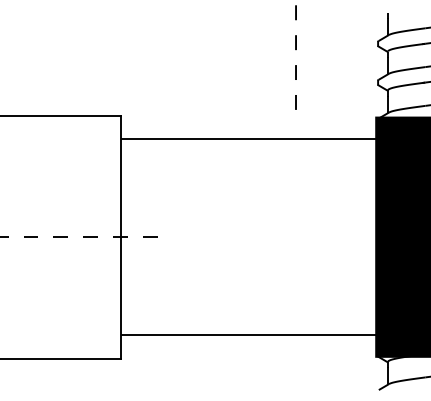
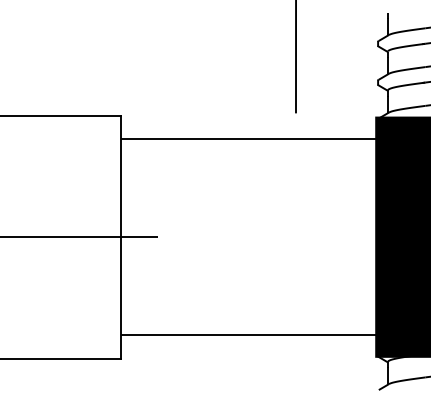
line: dashed -> solid (296, 57)
line: dashed -> solid (79, 237)
